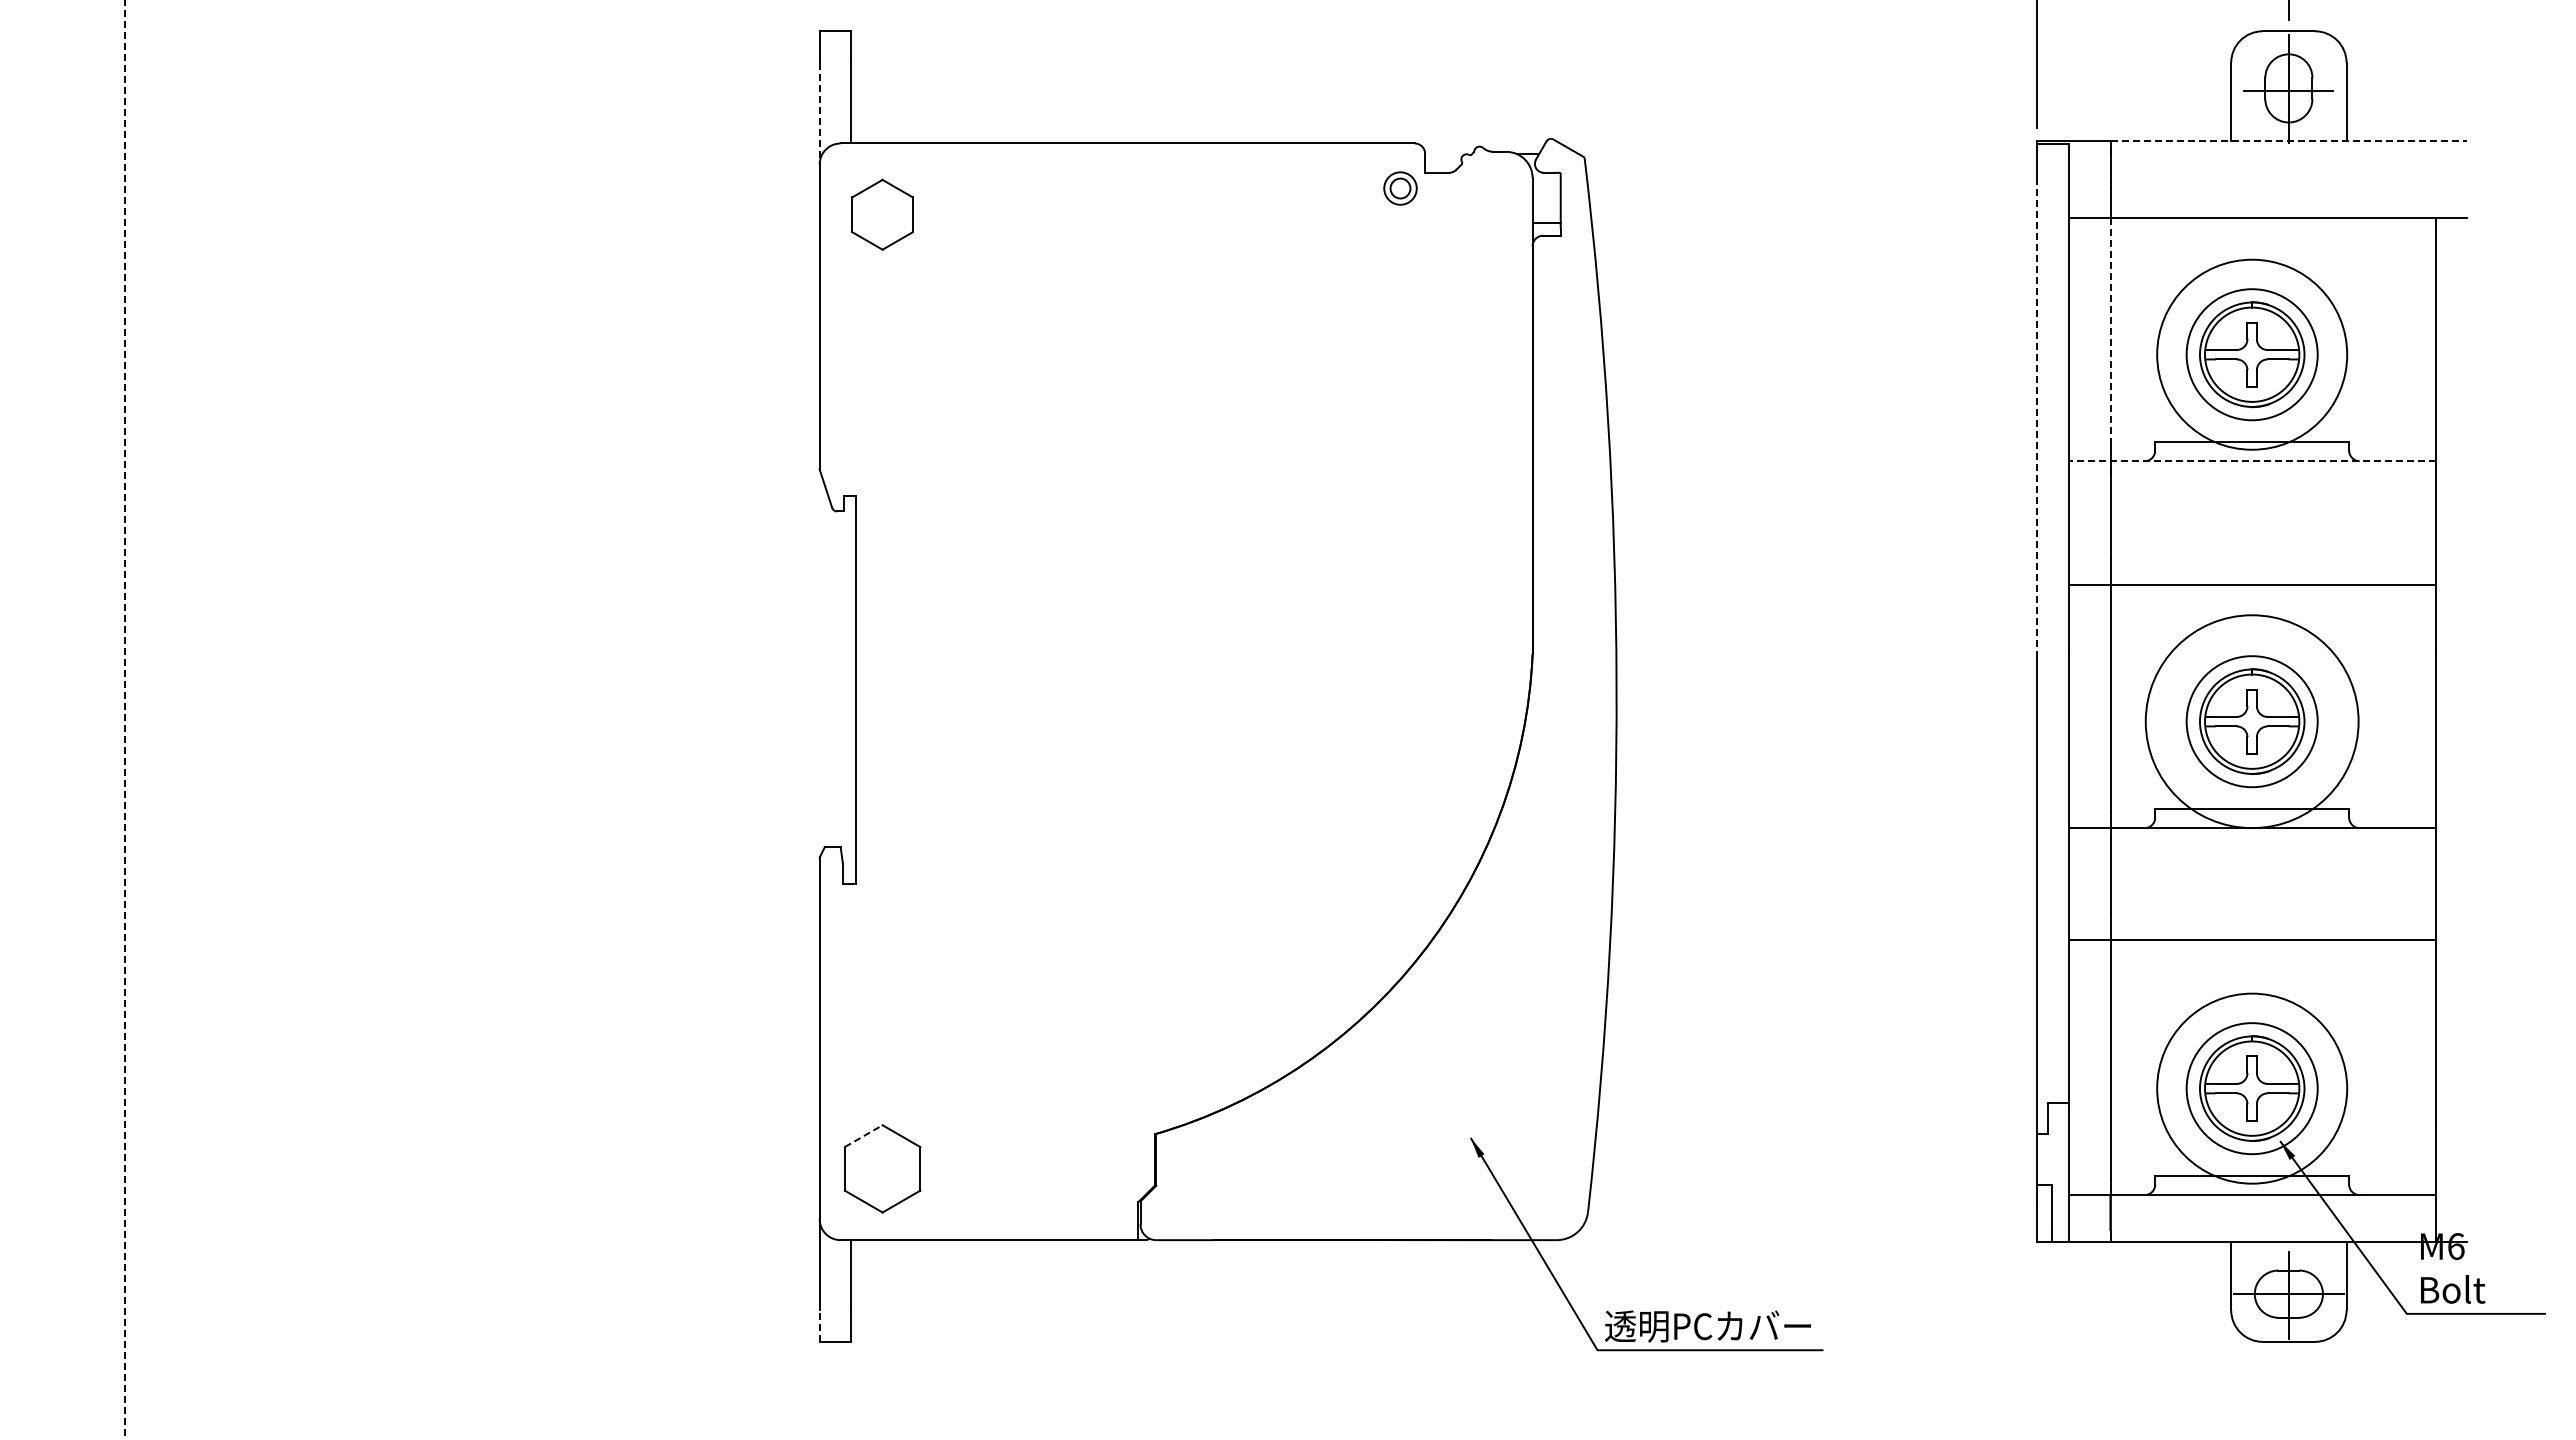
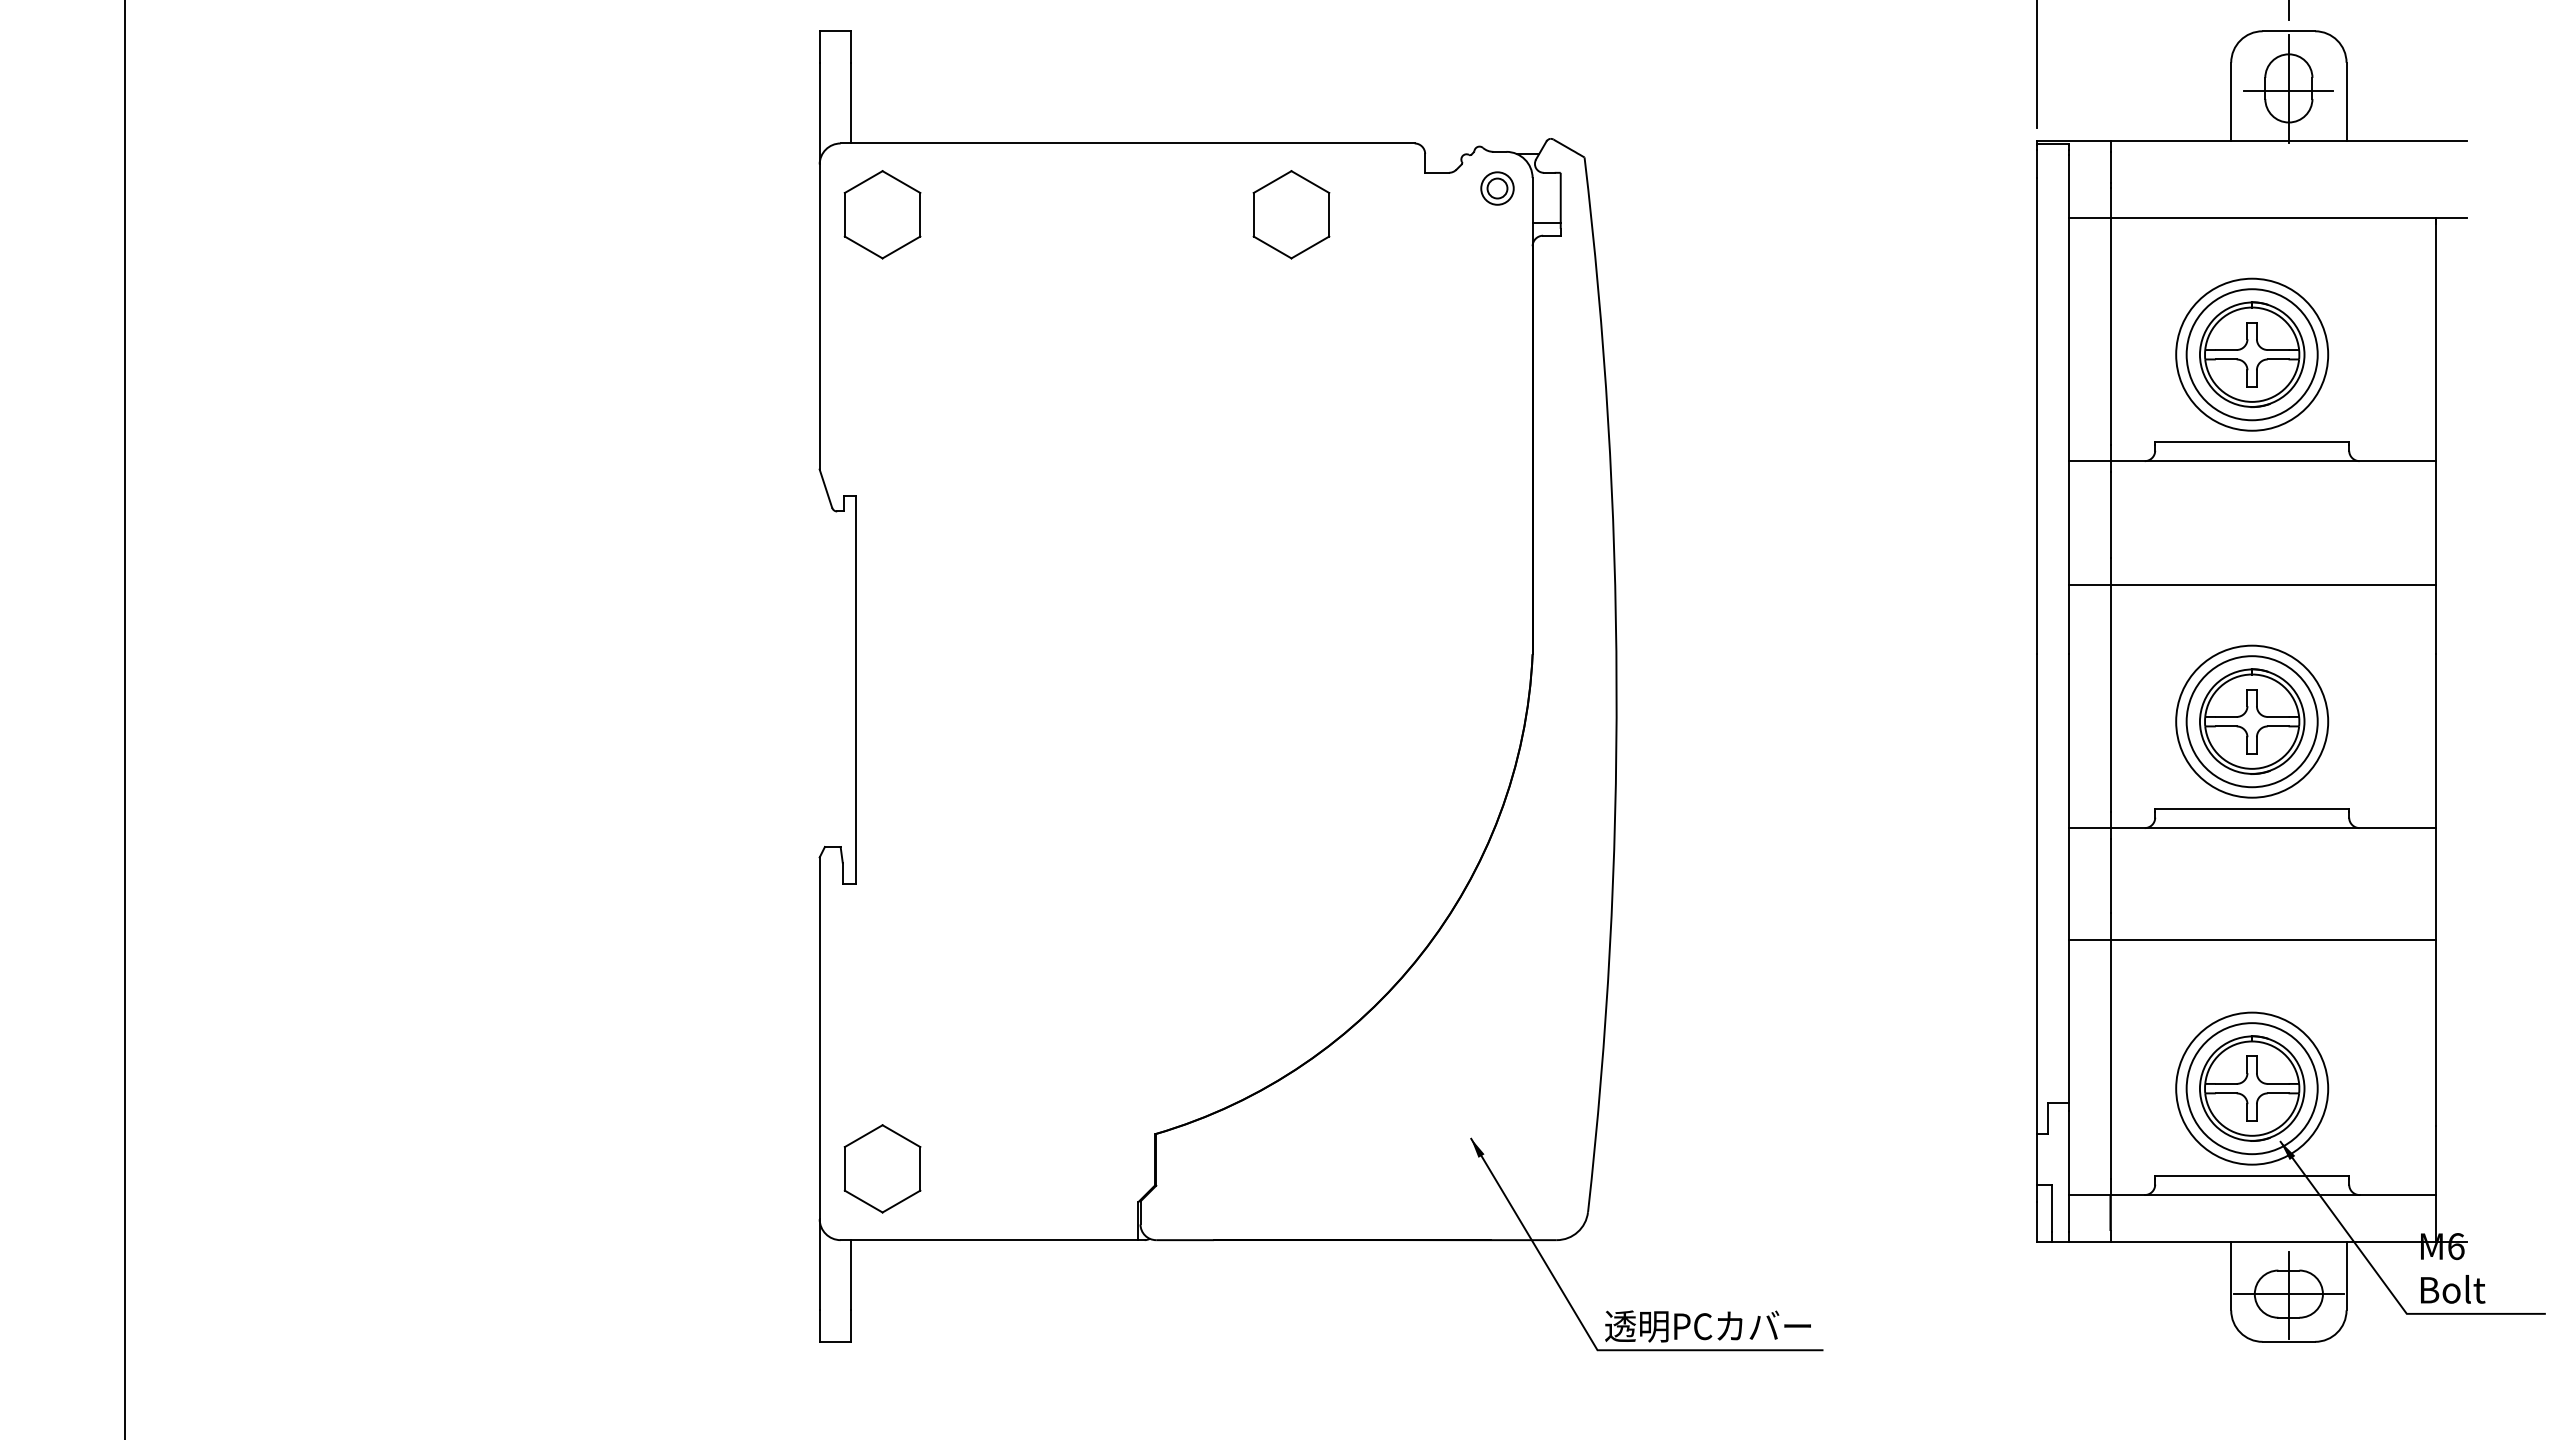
line: dashed -> solid (819, 113)
line: dashed -> solid (2289, 141)
part position: (1400, 188) -> (1497, 188) (1497, 188)
part size: 63x73 px -> 79x90 px (882, 214)
part: none -> present (1291, 214)
line: dashed -> solid (2110, 331)
circle diameter: 190 px -> 152 px (2252, 354)
line: dashed -> solid (2037, 416)
line: dashed -> solid (2251, 461)
line: dashed -> solid (124, 720)
circle diameter: 213 px -> 152 px (2252, 721)
circle diameter: 190 px -> 152 px (2252, 1088)
line: dashed -> solid (863, 1136)
line: dashed -> solid (819, 1326)
